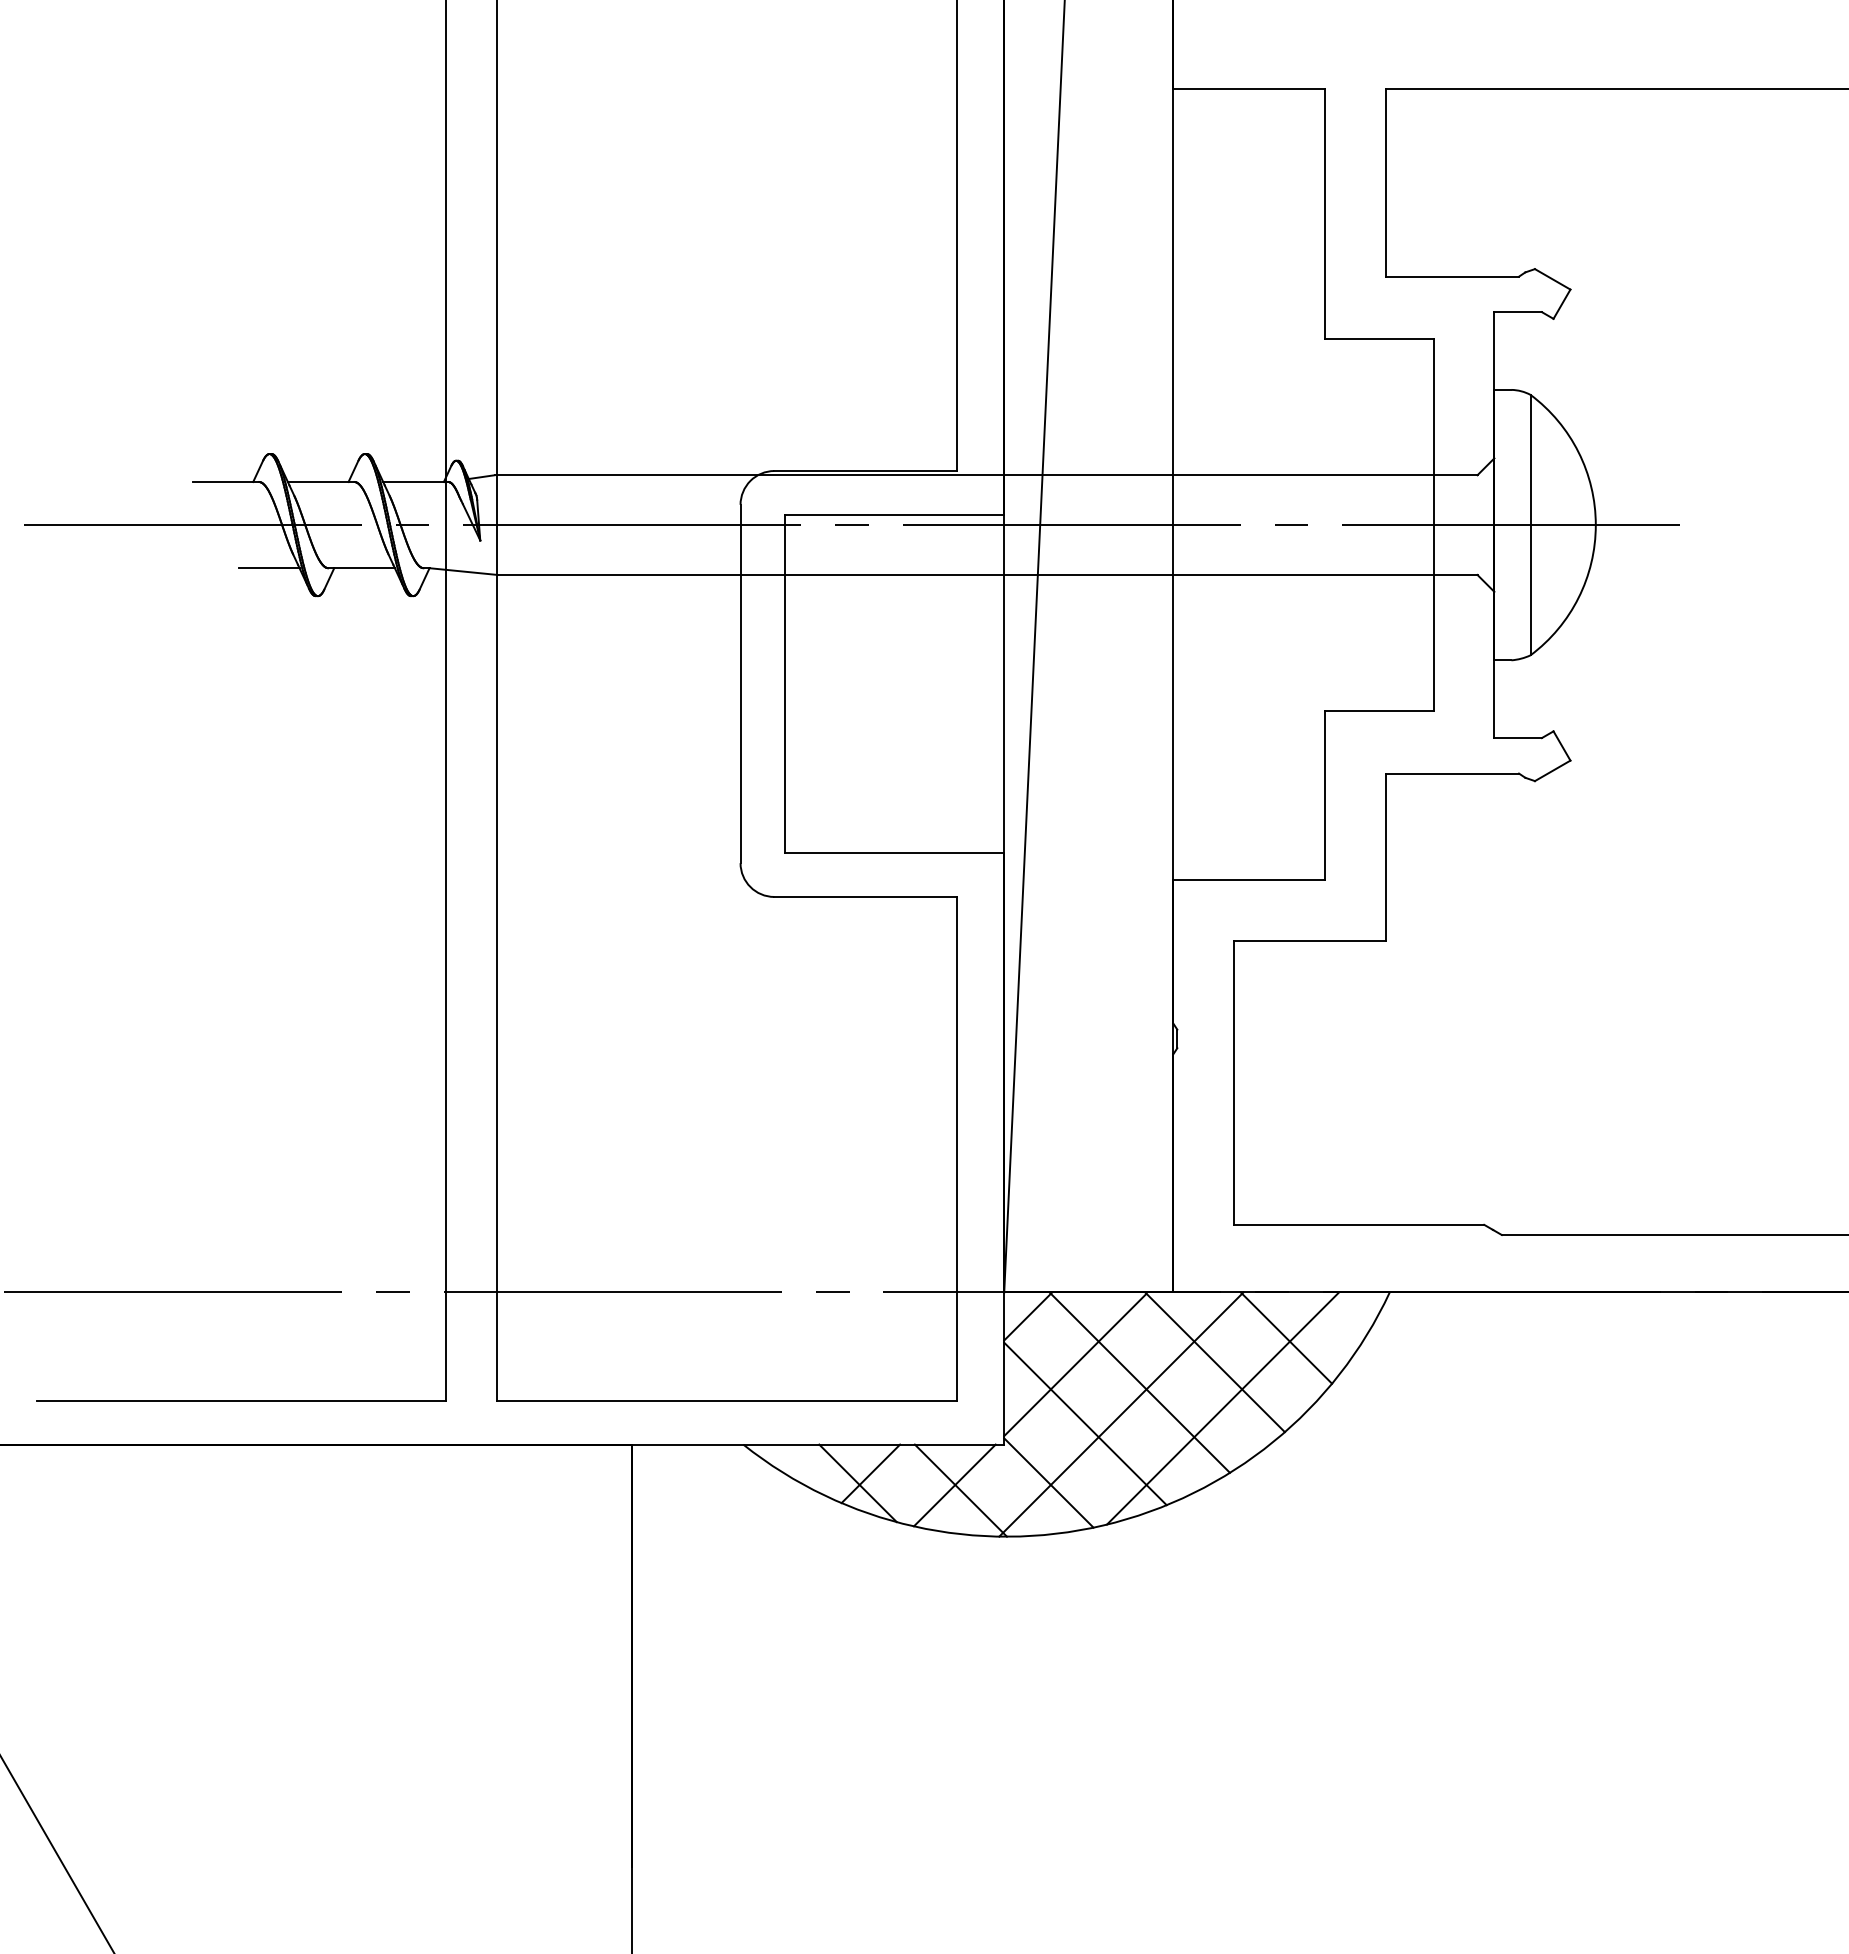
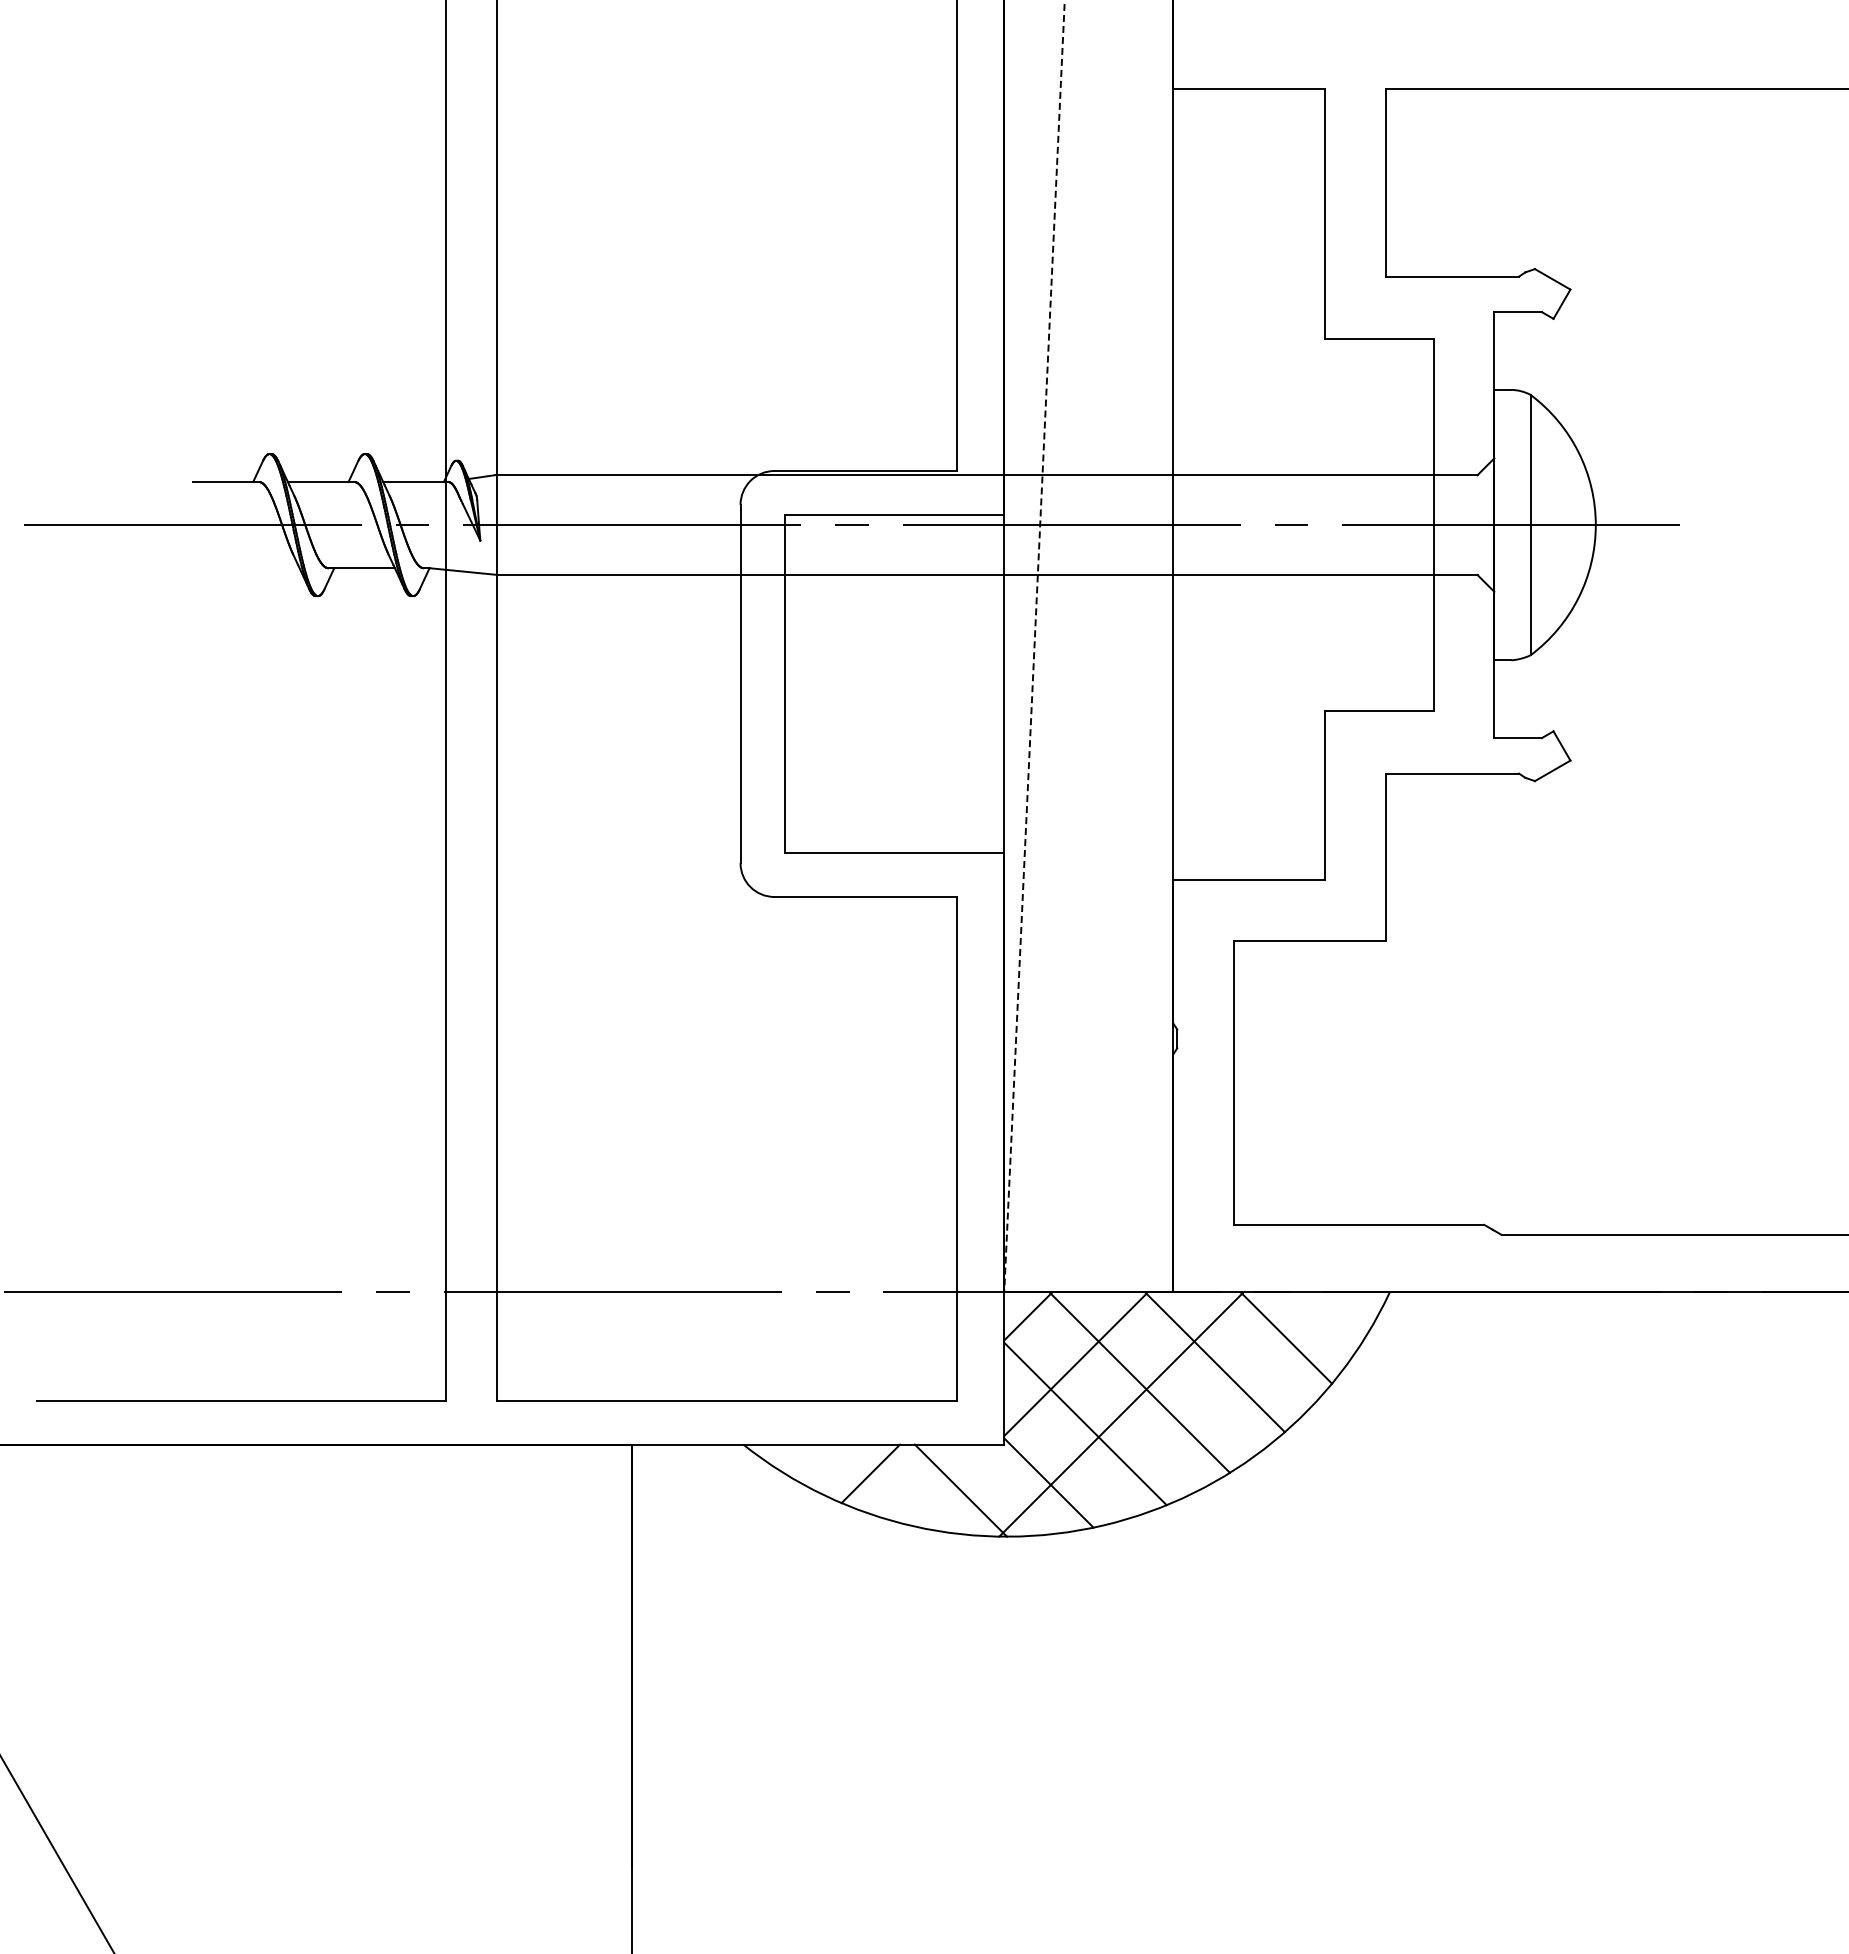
line: present -> none (268, 568)
line: solid -> dashed (1034, 647)
line: present -> none (1222, 1408)
line: present -> none (857, 1483)
line: present -> none (954, 1485)
